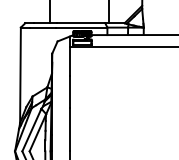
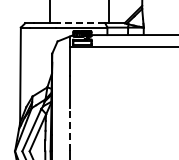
line: solid -> dashed (81, 23)
line: solid -> dashed (69, 129)
